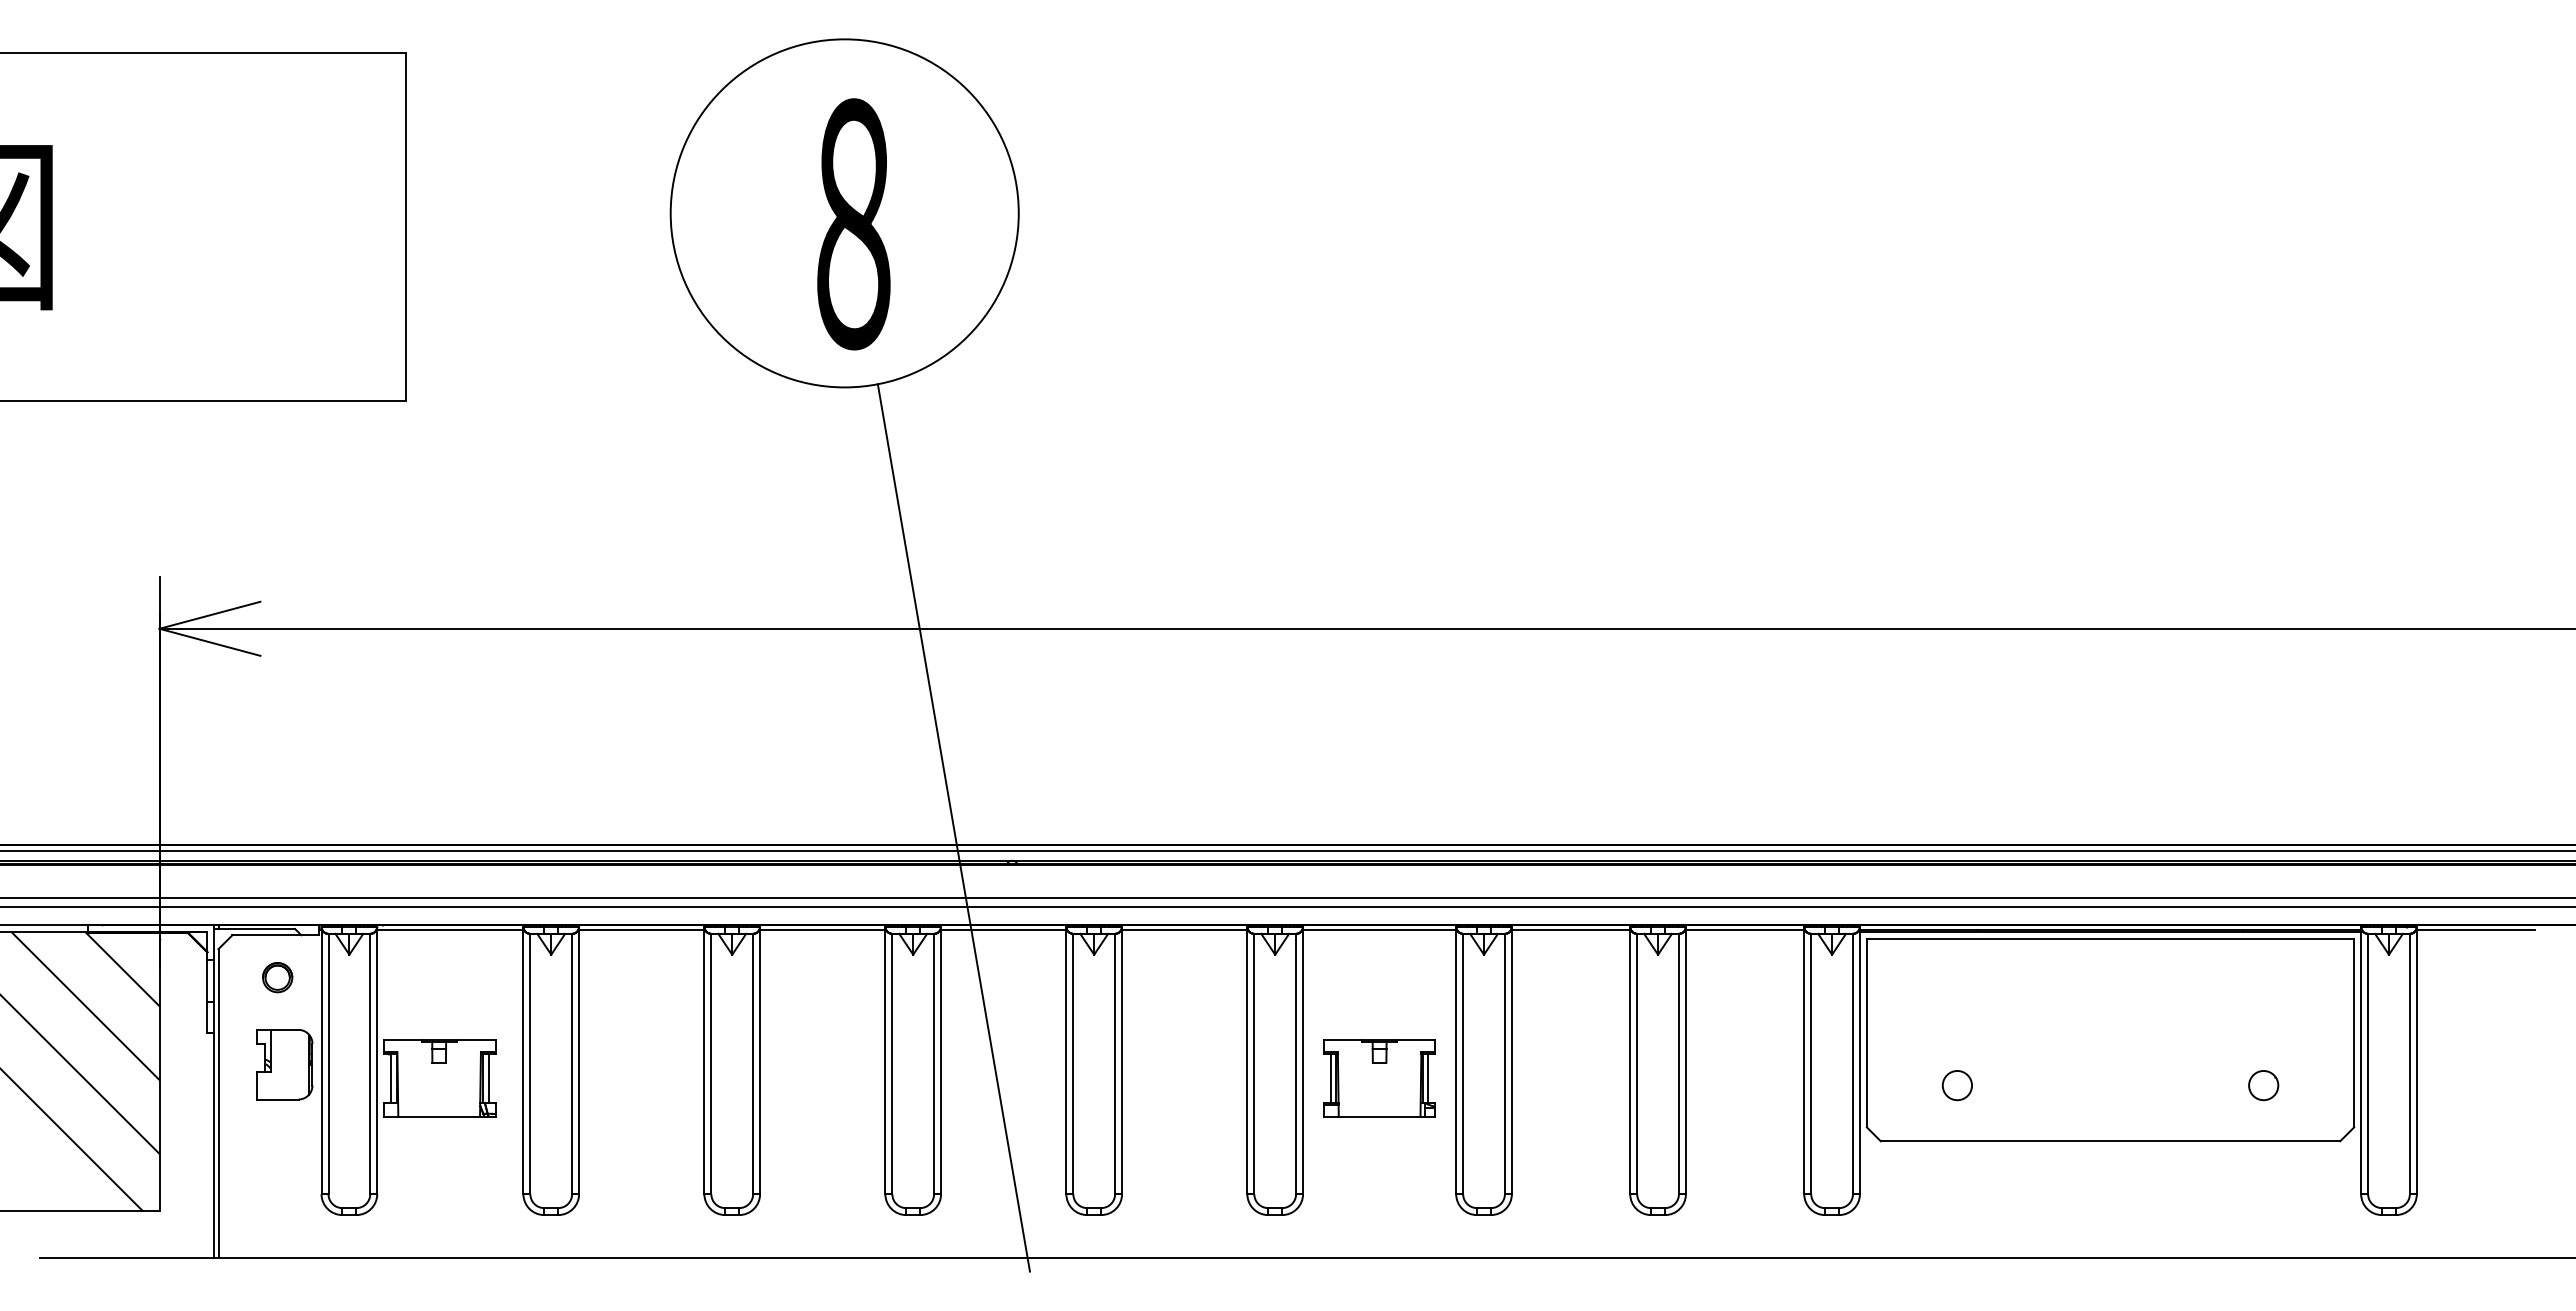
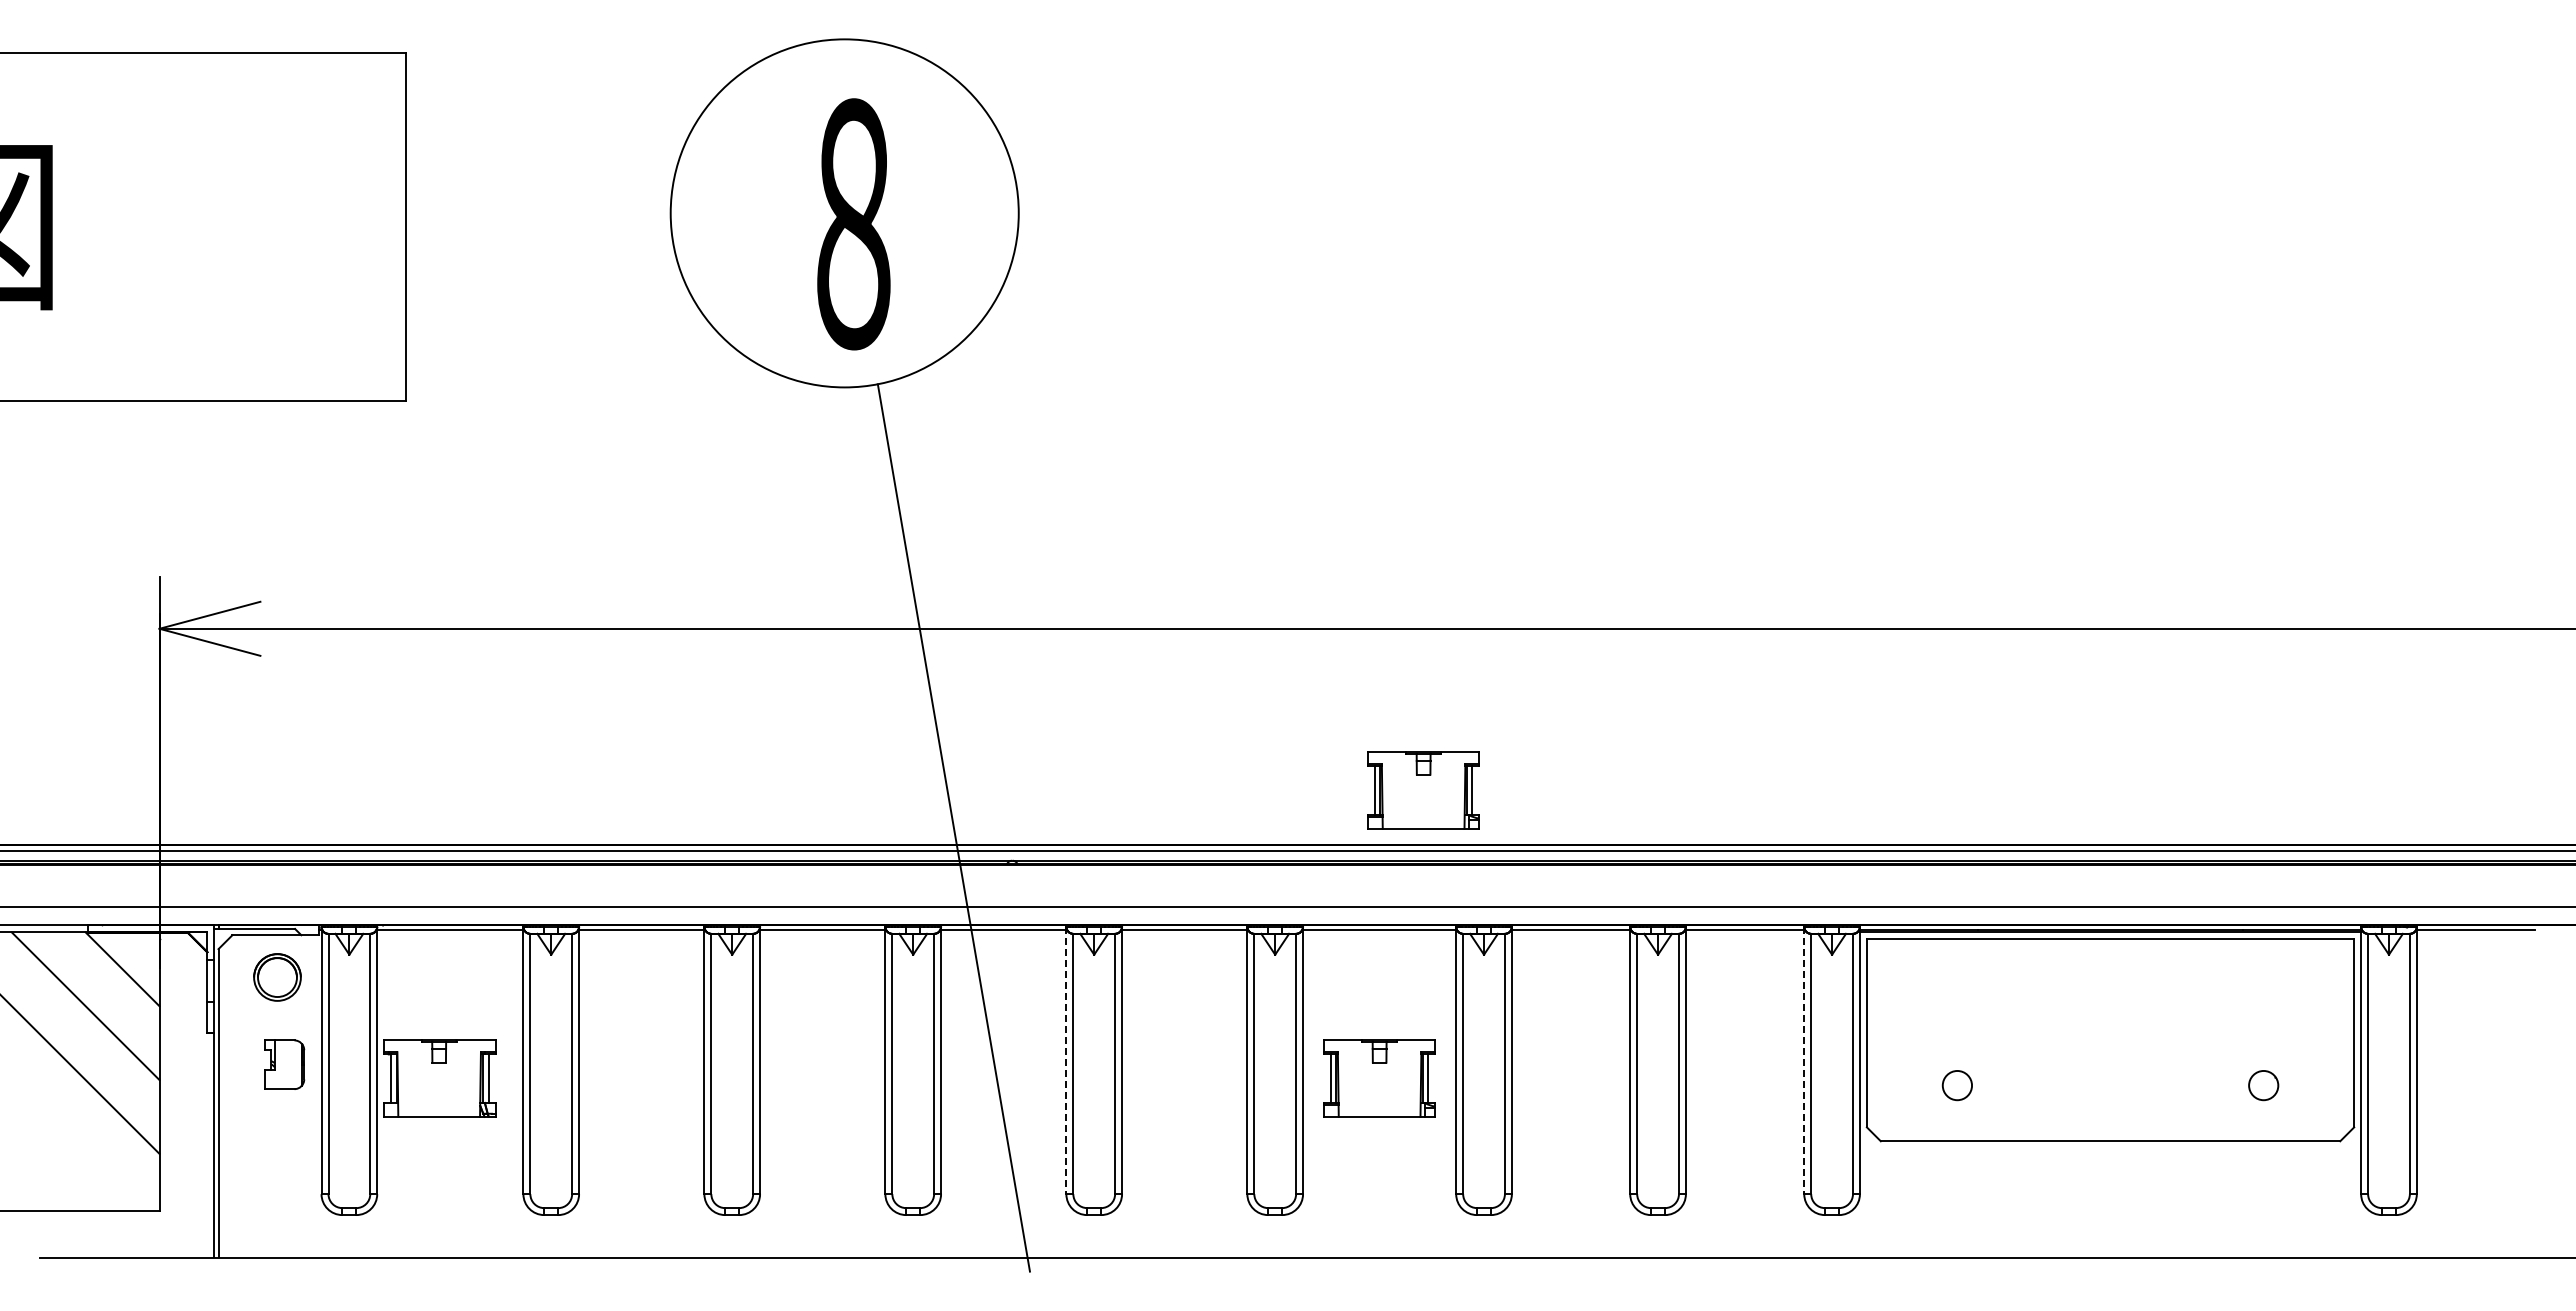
part: none -> present (1423, 790)
line: present -> none (1287, 898)
part size: 32x32 px -> 49x49 px (277, 977)
line: solid -> dashed (1066, 1060)
line: solid -> dashed (1804, 1060)
part size: 58x72 px -> 42x51 px (284, 1064)
line: present -> none (72, 1140)
